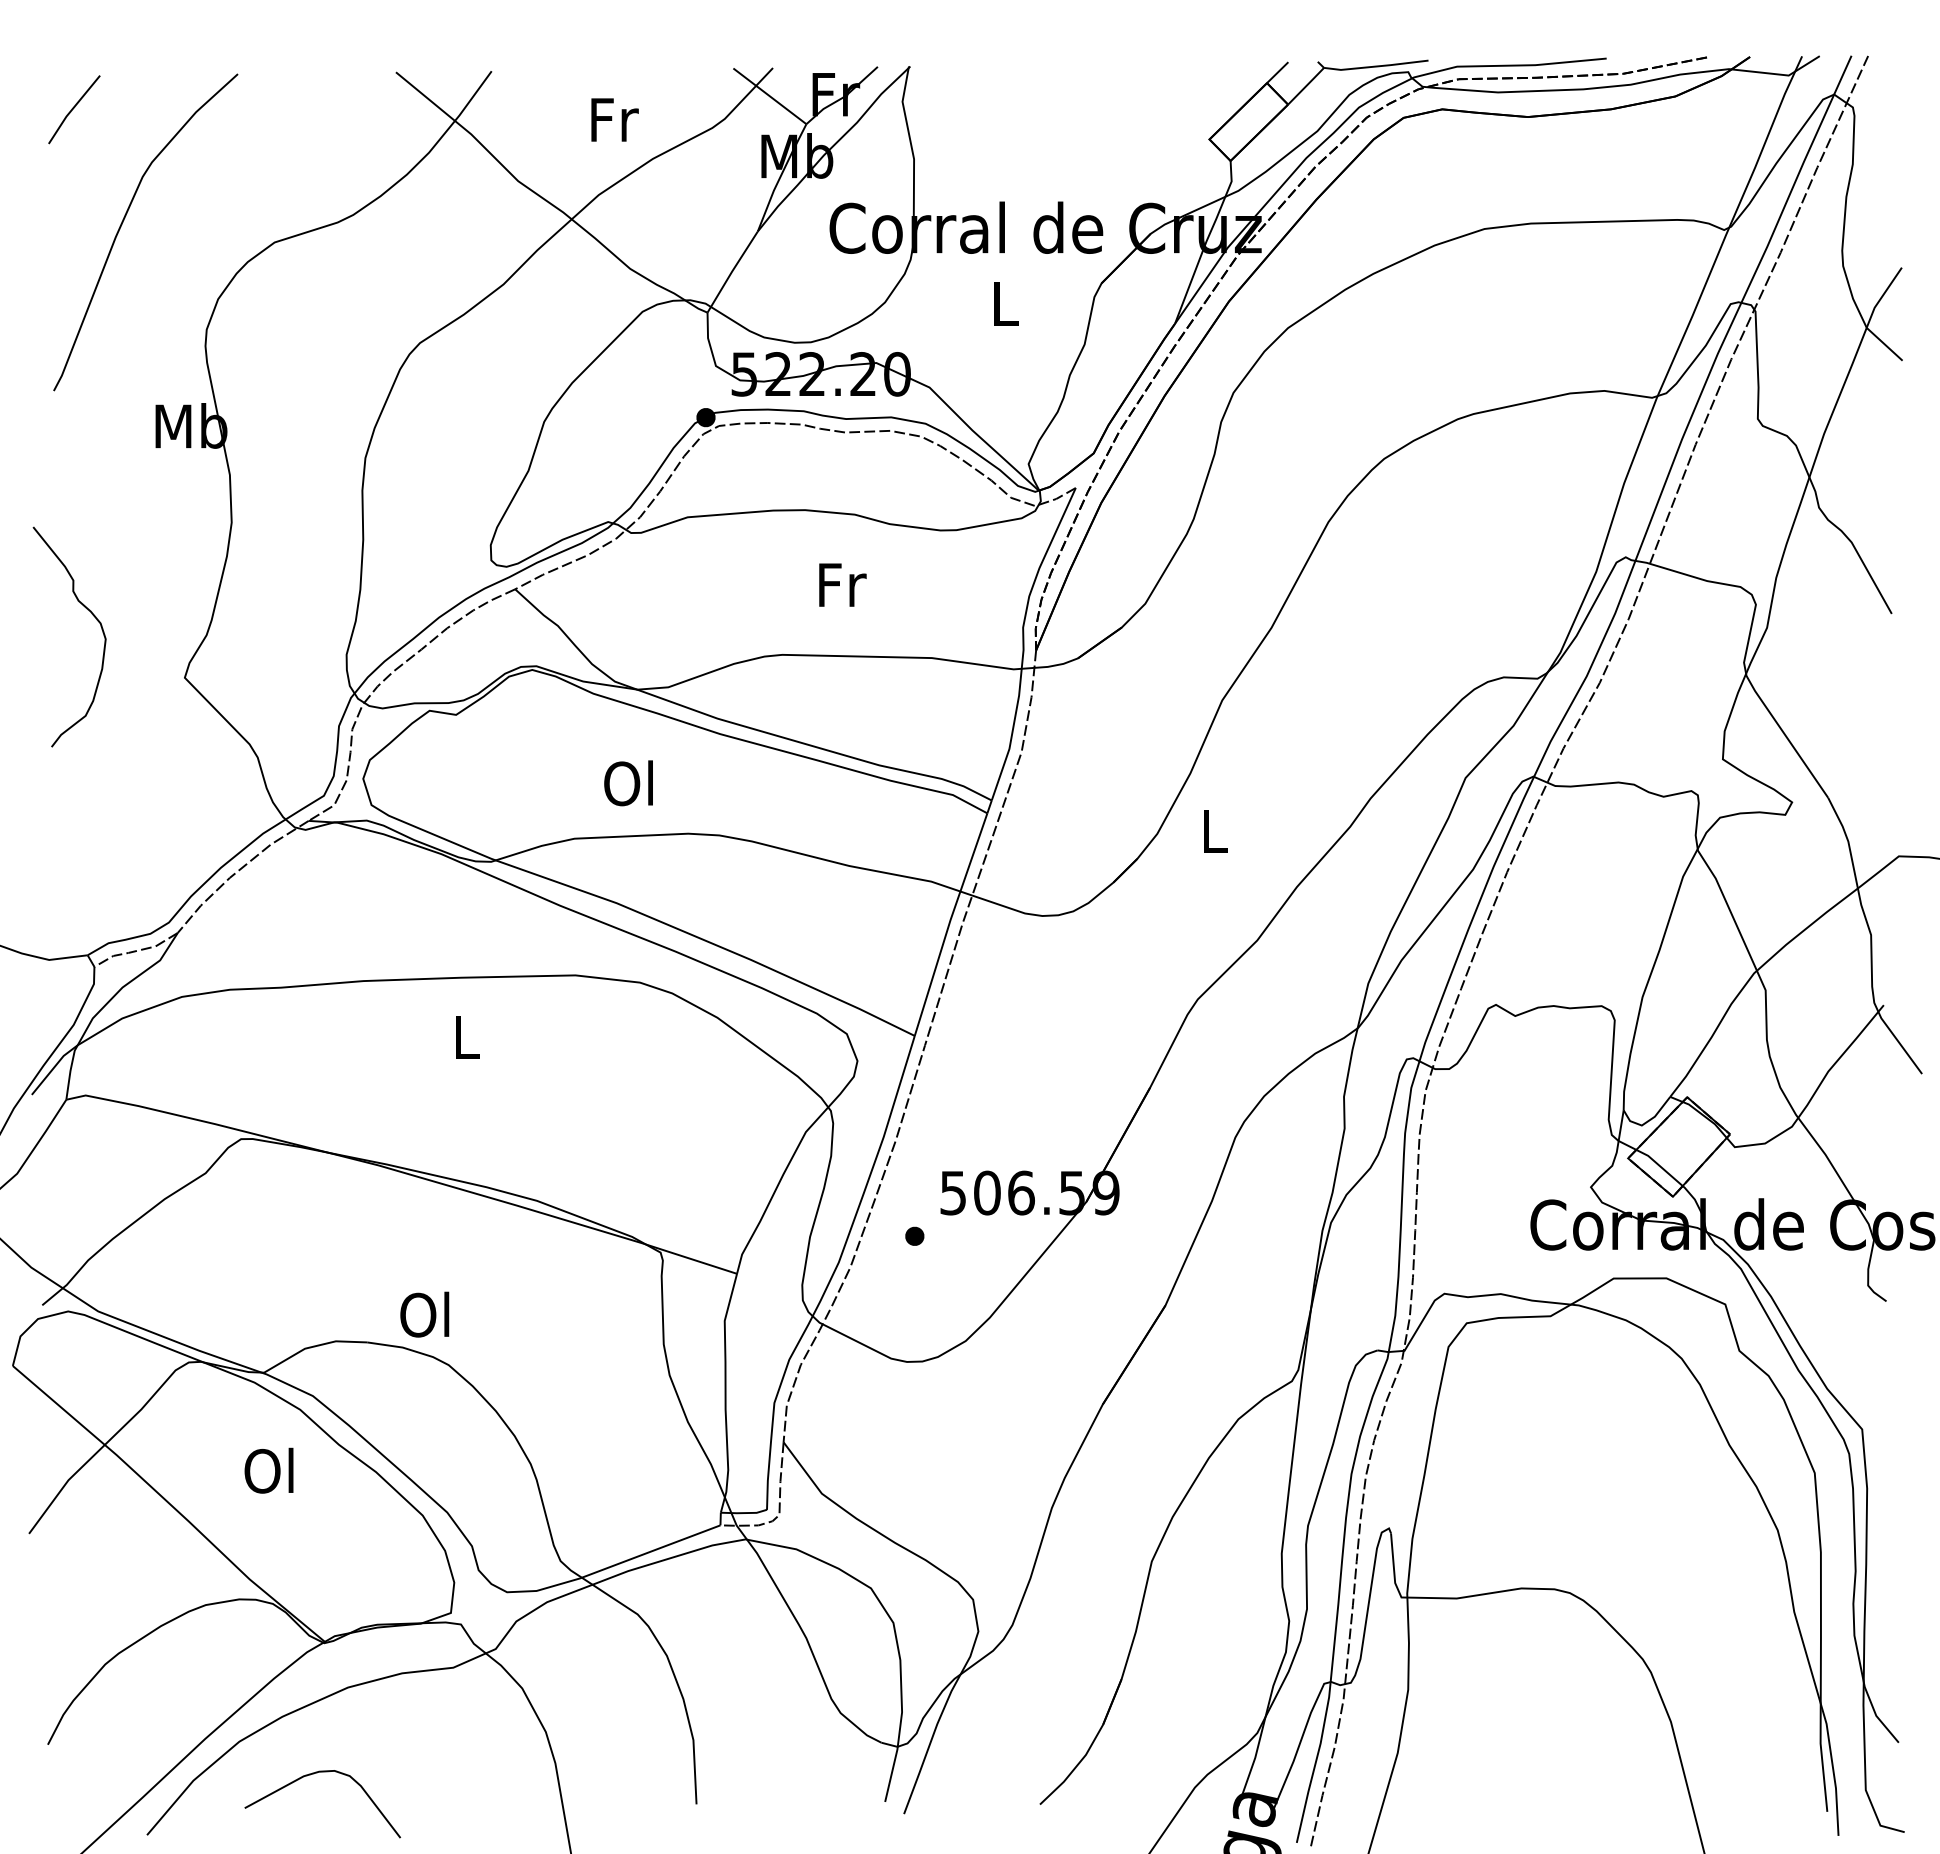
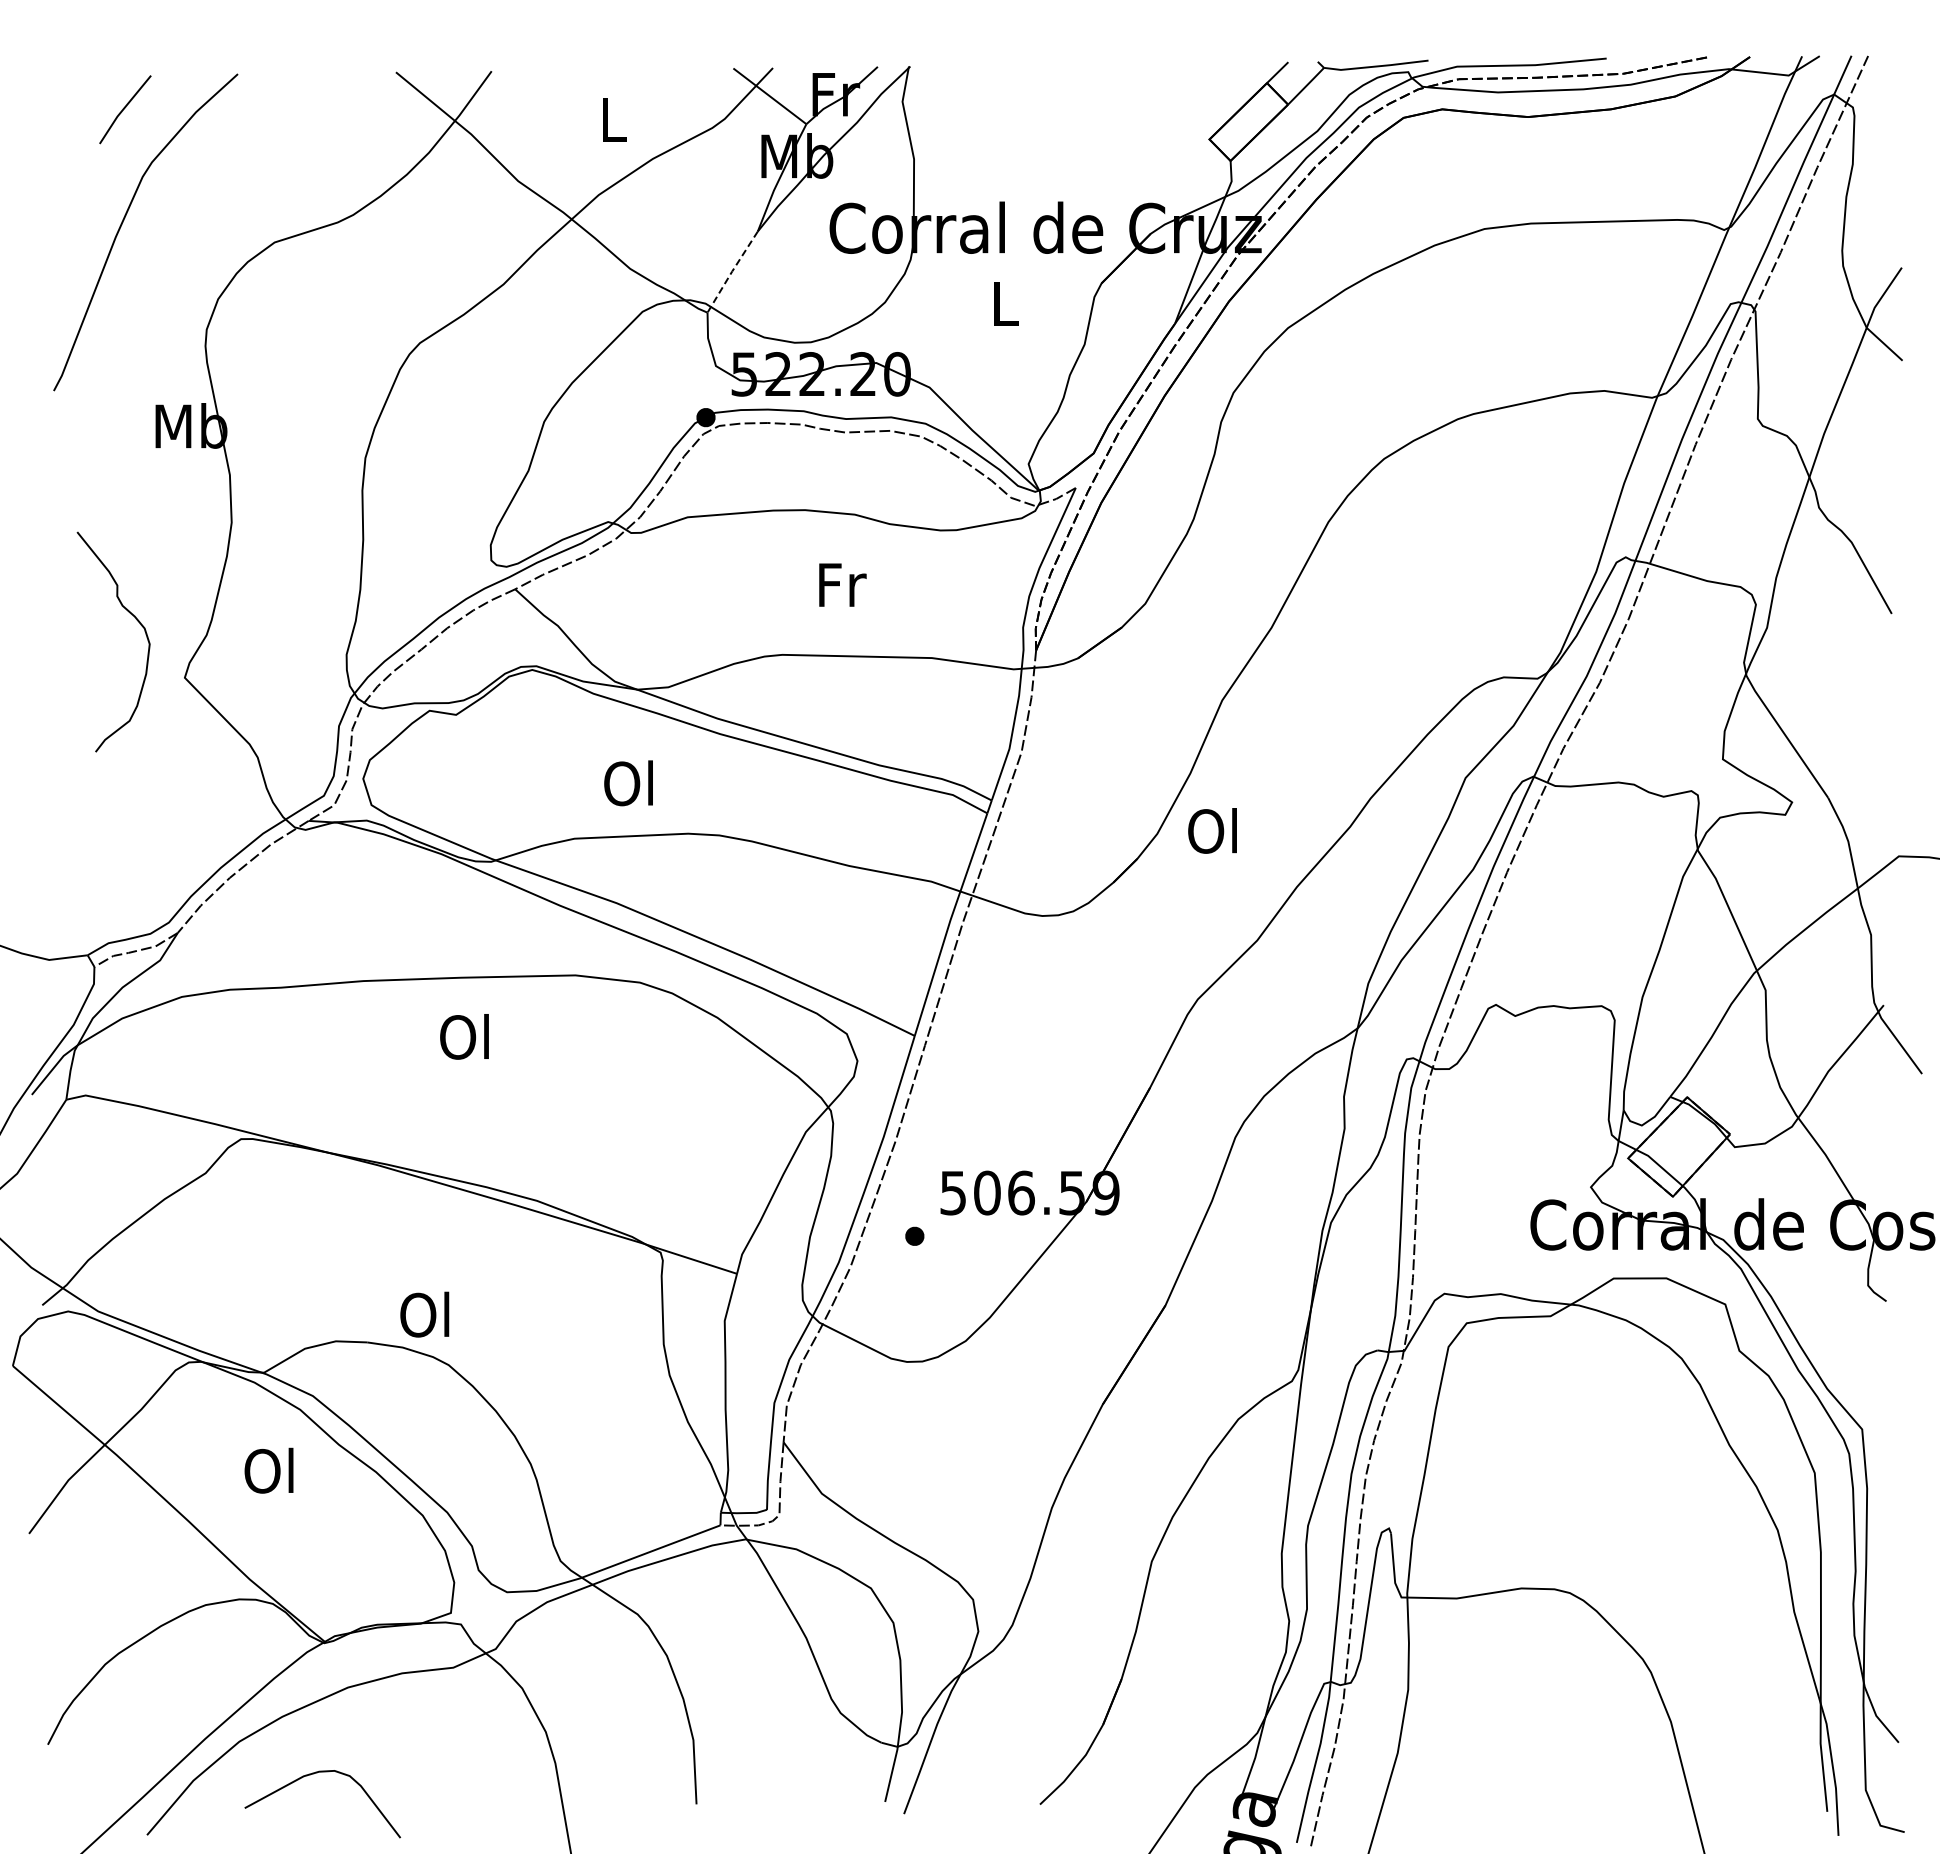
line position: (74, 108) -> (125, 108) (125, 108)
text: Fr -> L (614, 119)
line: solid -> dashed (732, 271)
curve position: (92, 615) -> (136, 620) (136, 620)
text: L -> Ol (1212, 830)
text: L -> Ol (464, 1036)
